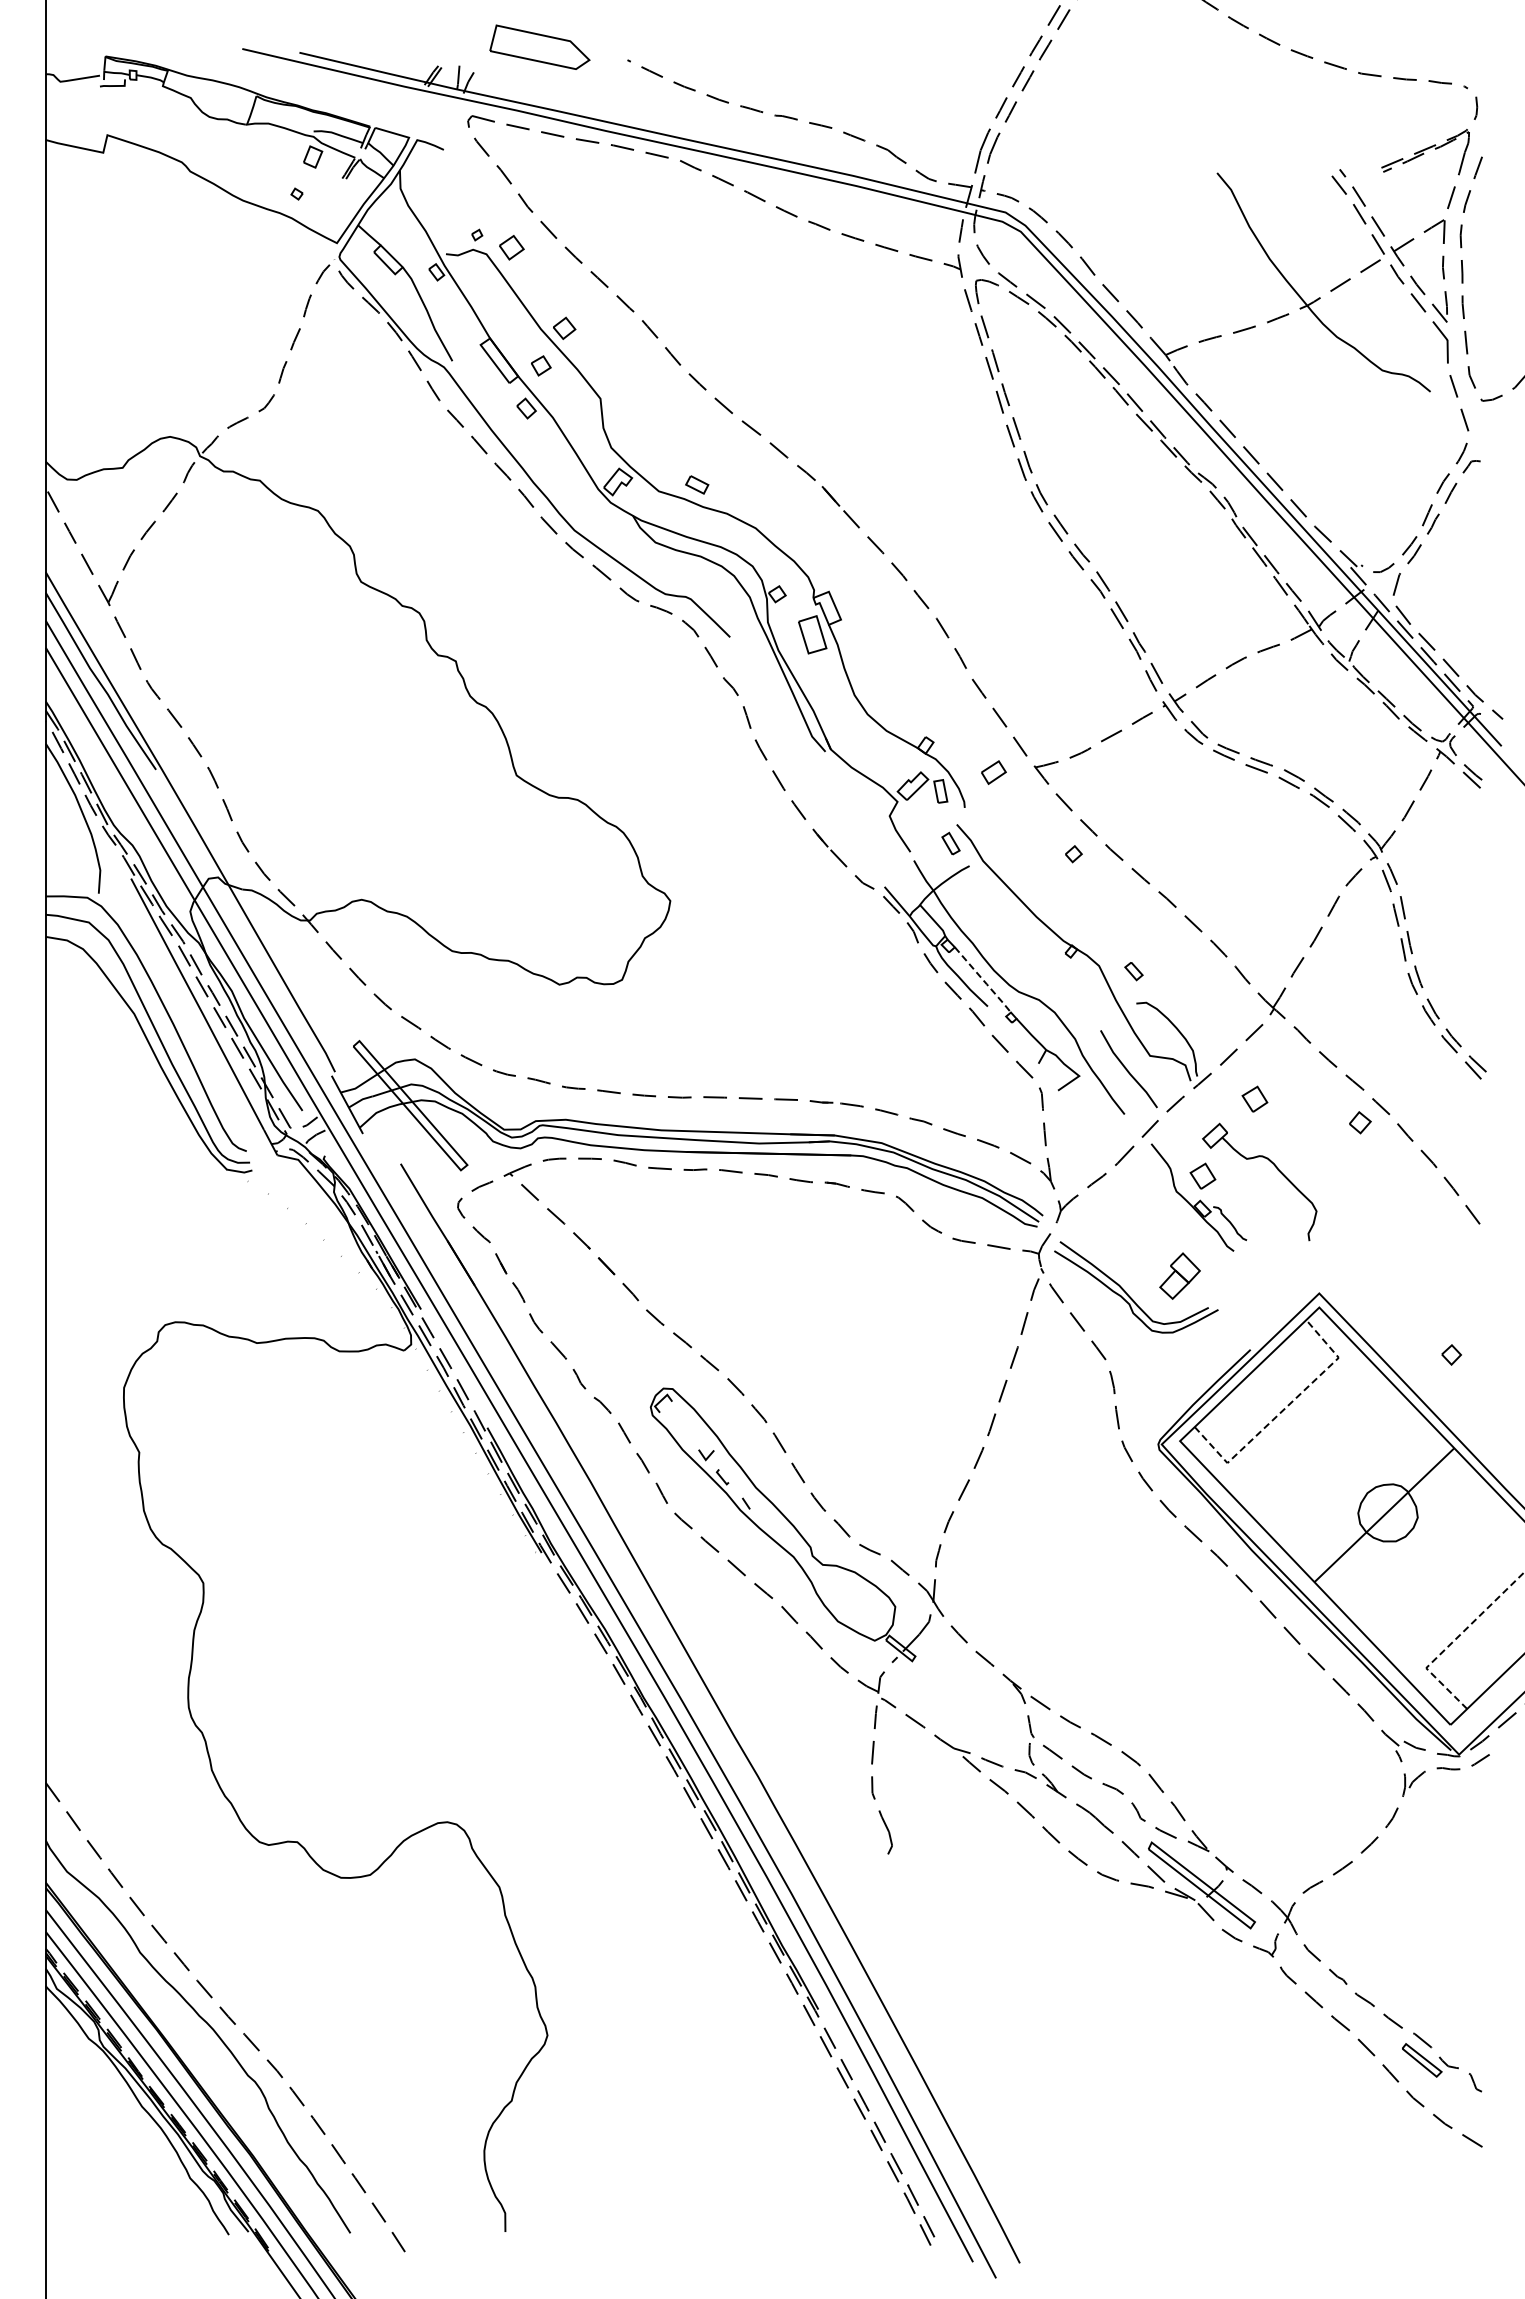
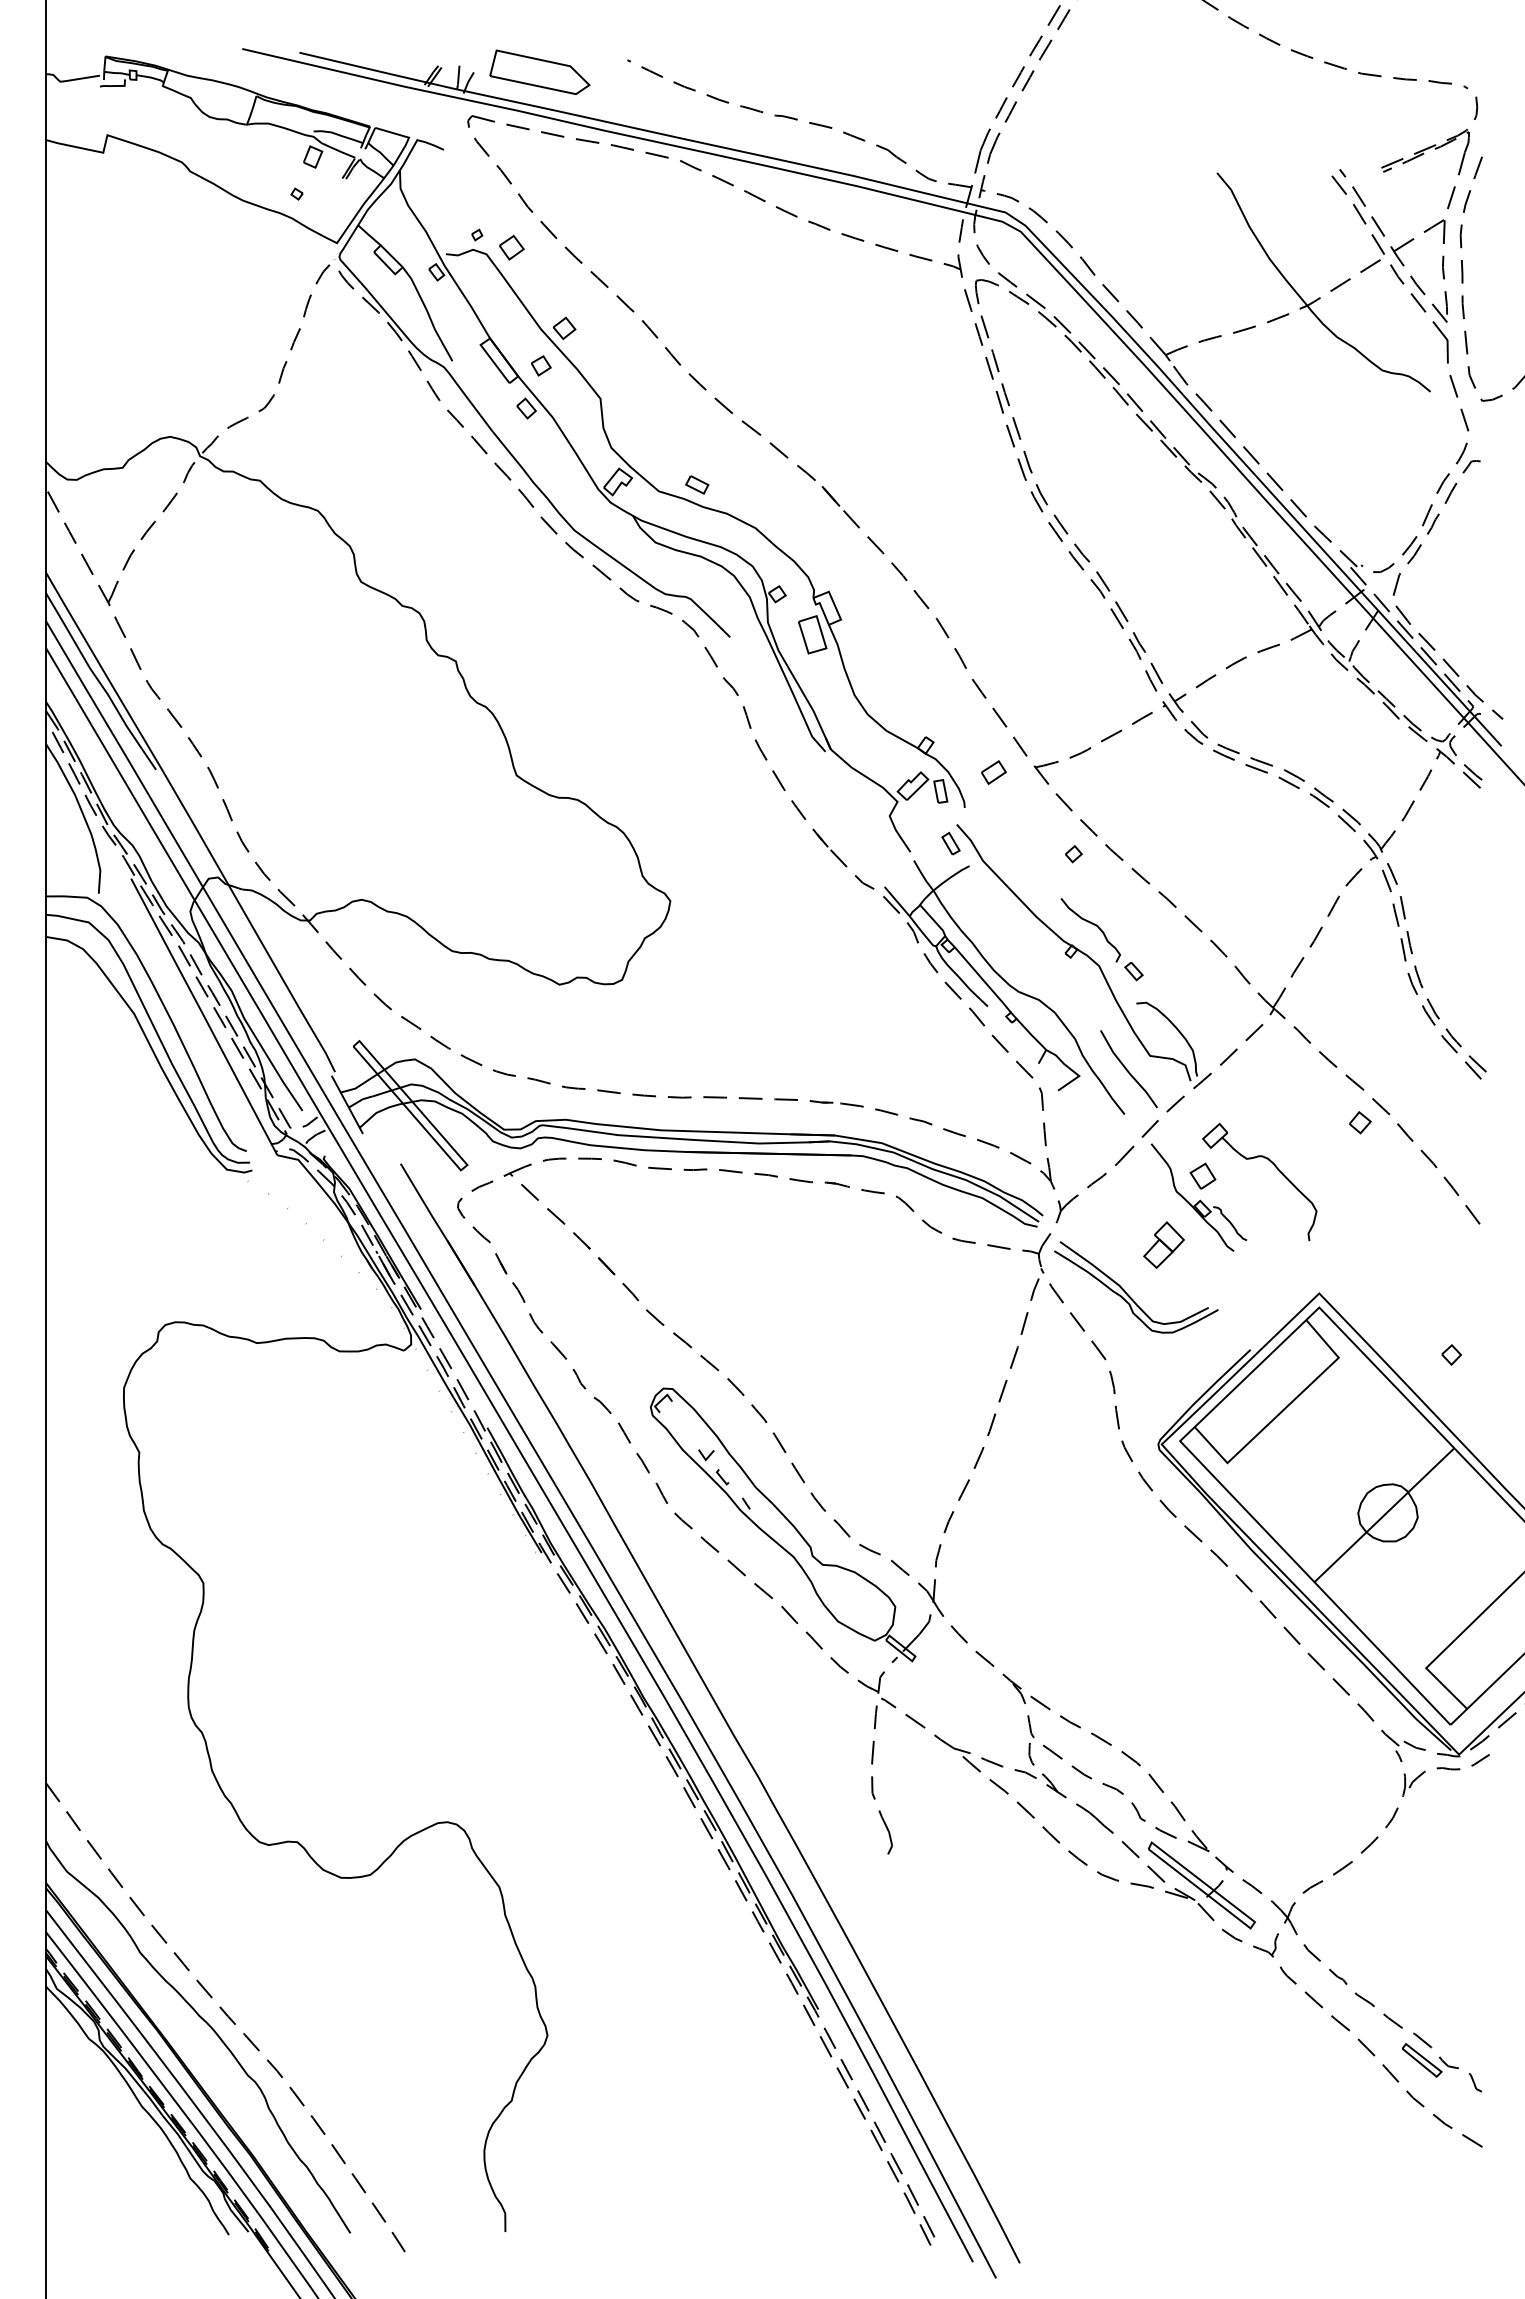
part position: (539, 46) -> (539, 71) (539, 71)
curve: none -> present (1091, 924)
line: dashed -> solid (984, 981)
part: present -> none (1254, 1098)
part position: (1179, 1275) -> (1163, 1244) (1163, 1244)
line: dashed -> solid (1283, 1409)
line: dashed -> solid (1454, 1640)
